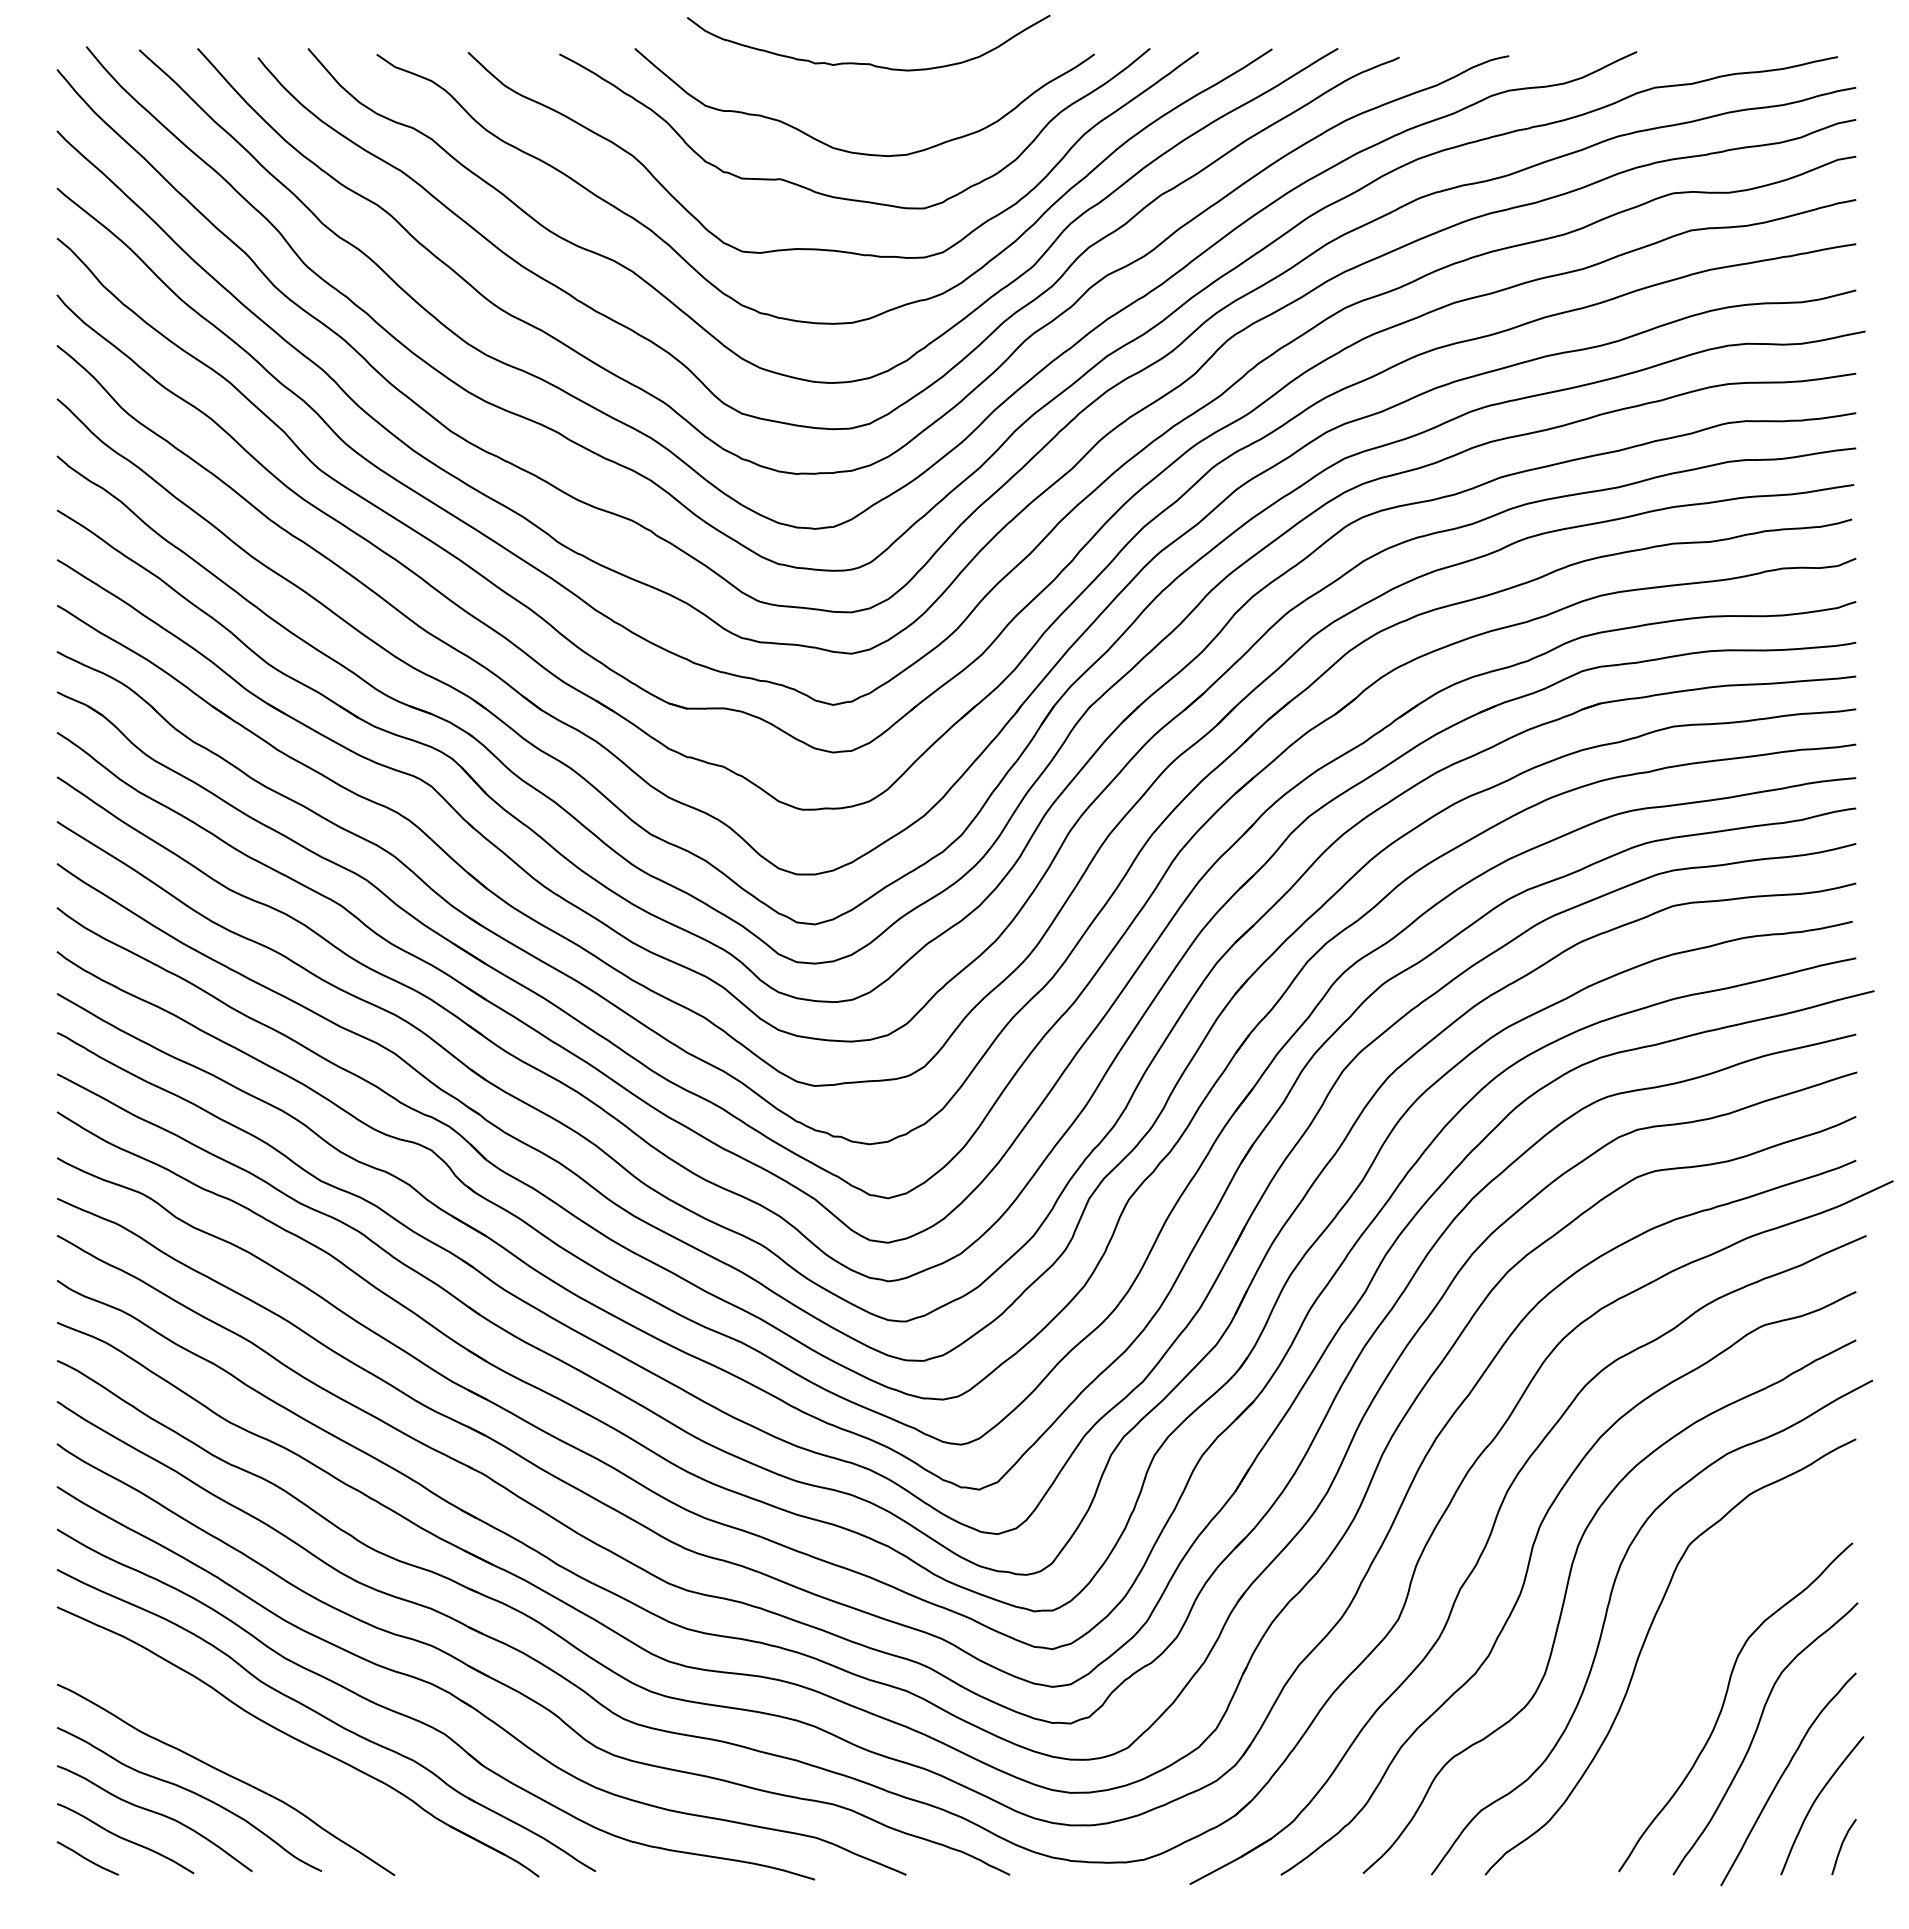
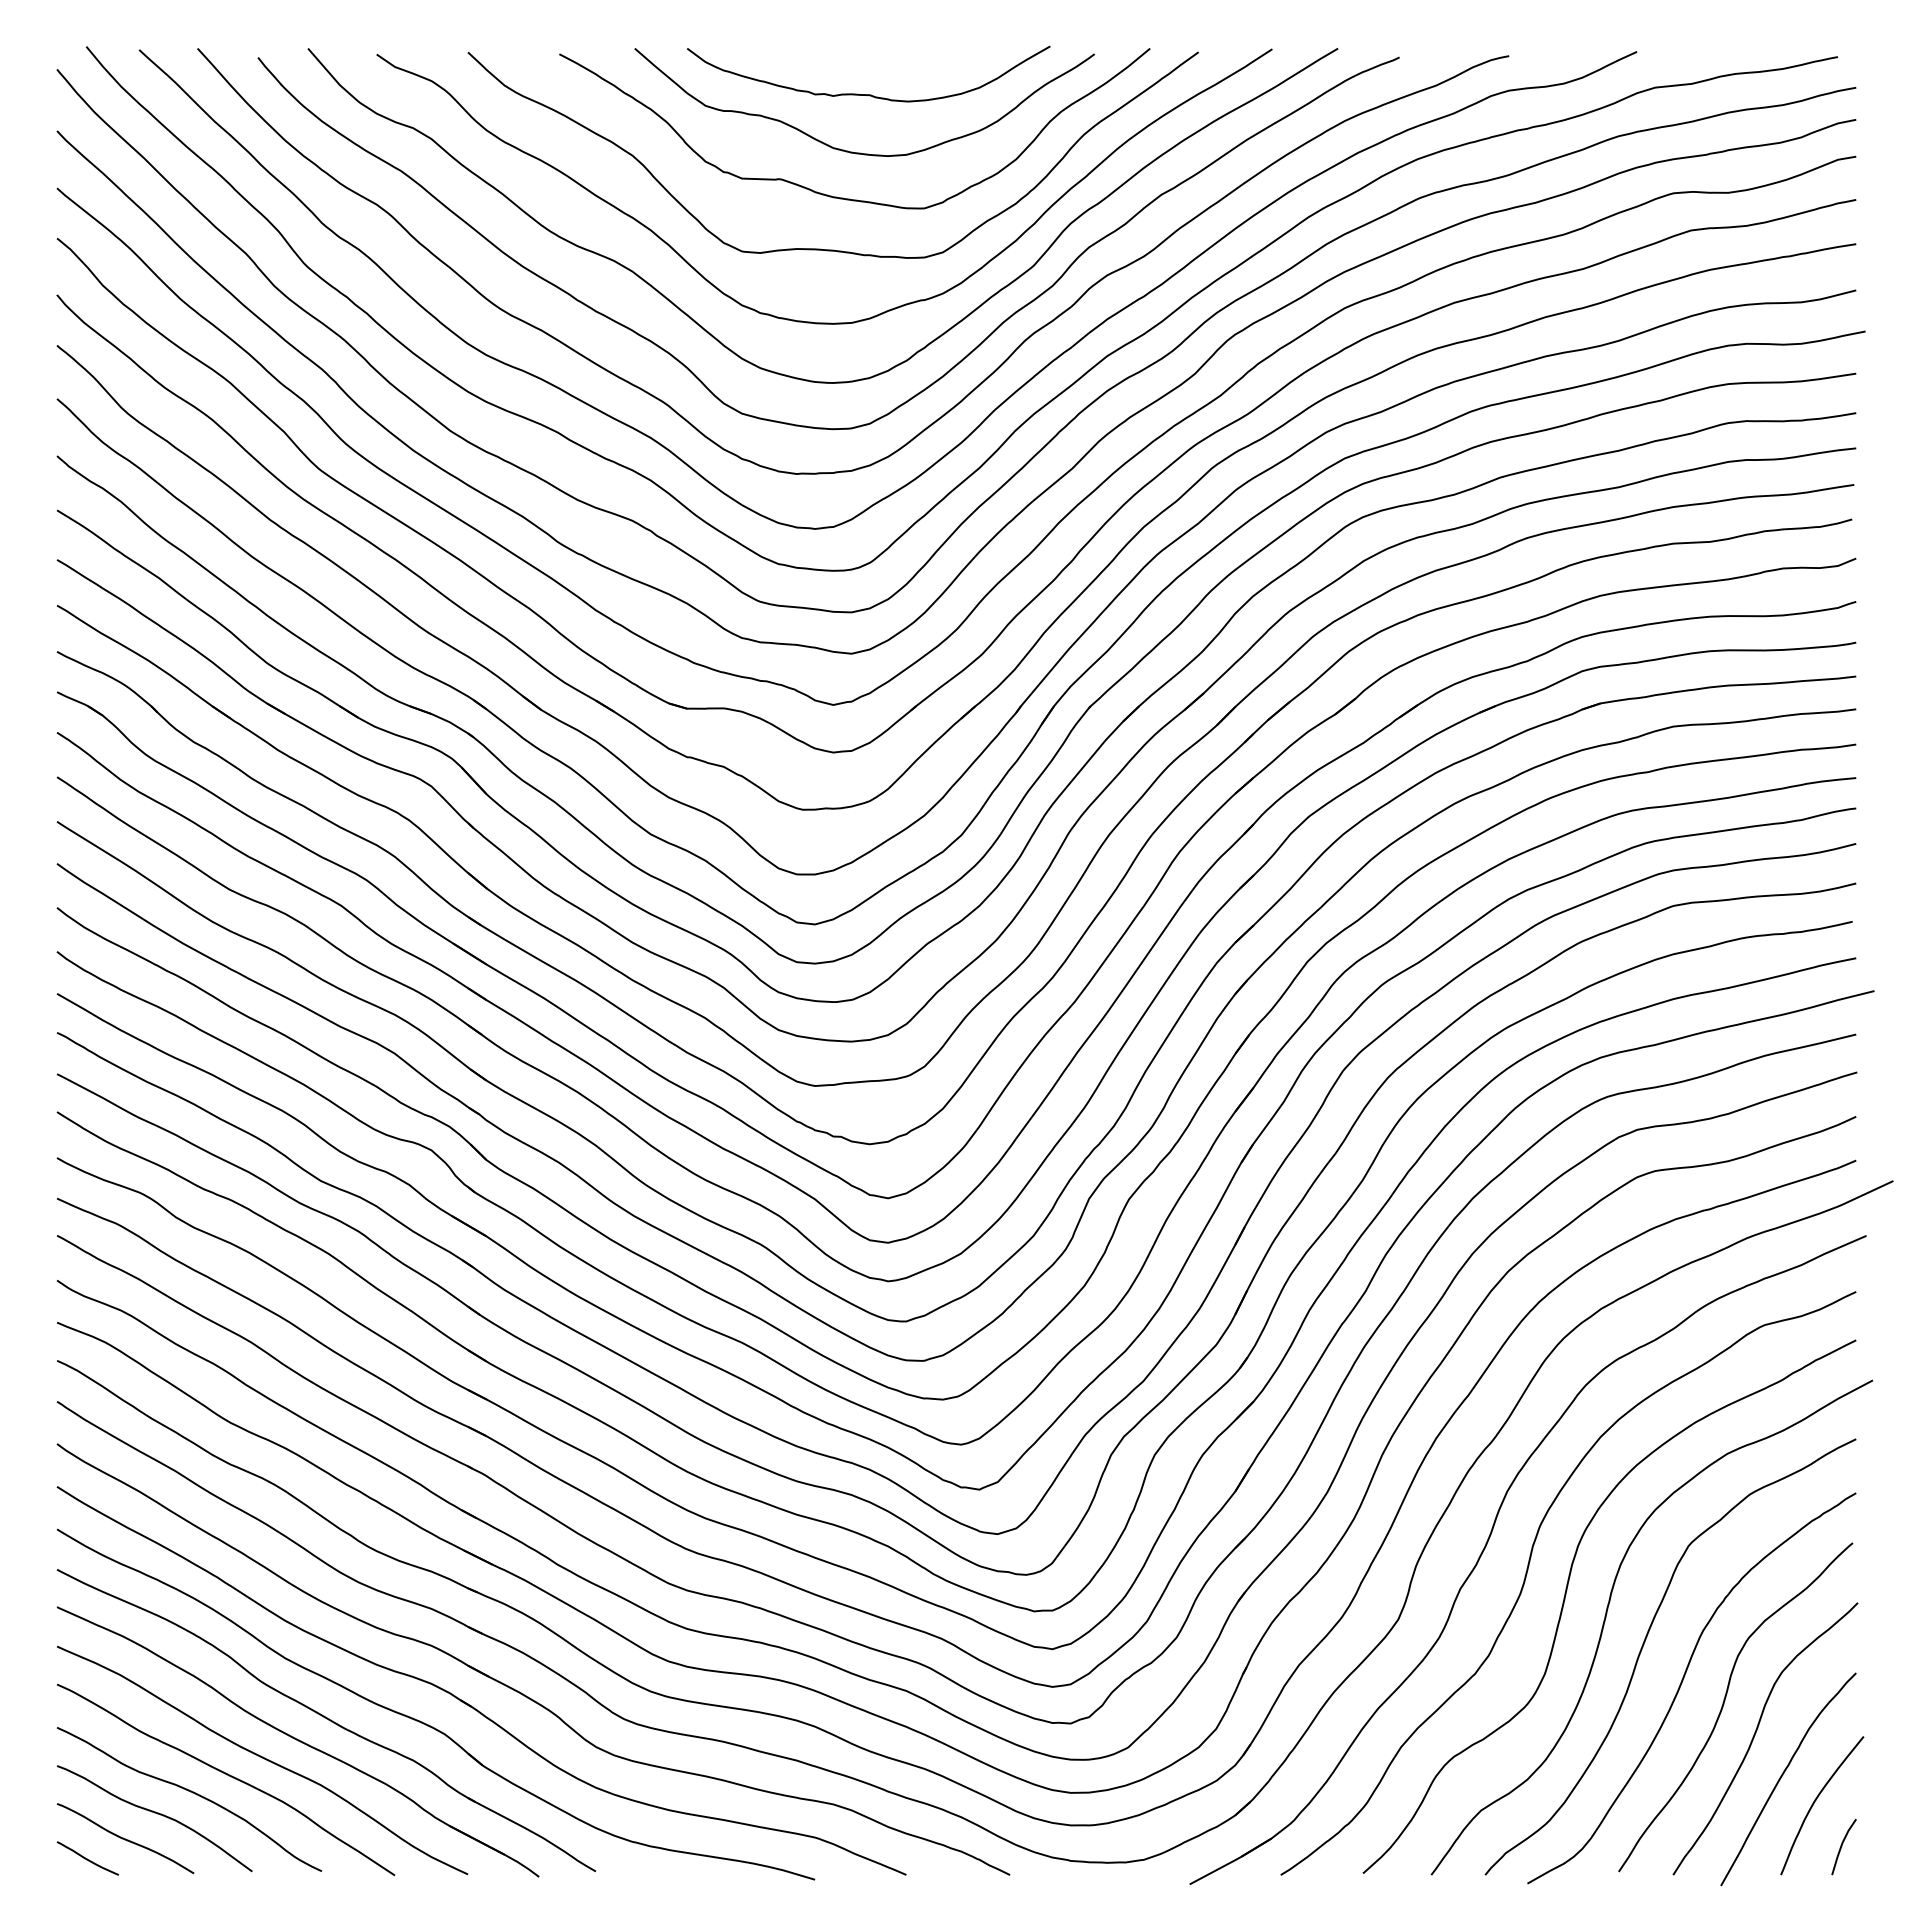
curve position: (868, 63) -> (868, 94) (868, 94)
curve: none -> present (1682, 1683)
curve: none -> present (262, 1758)
